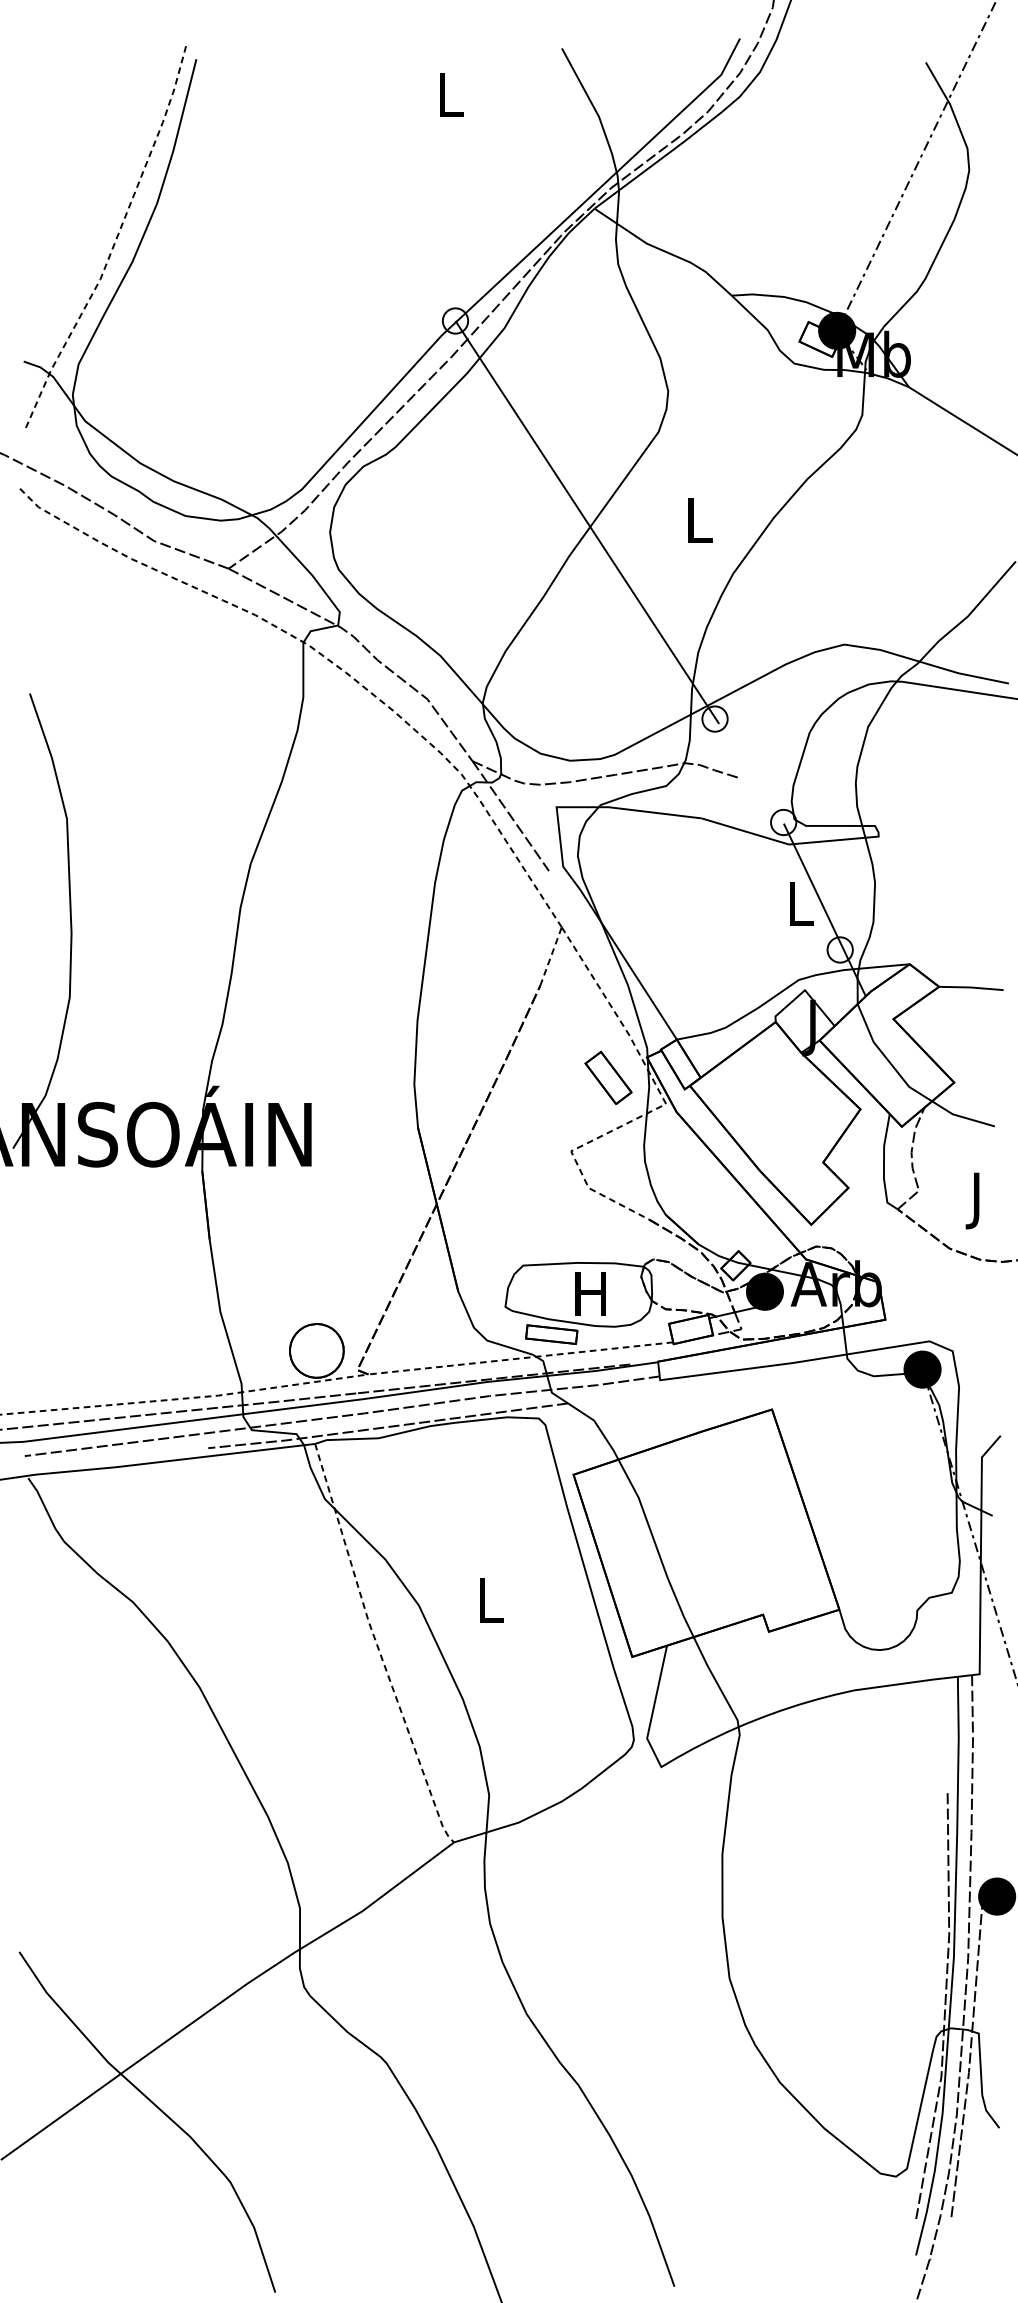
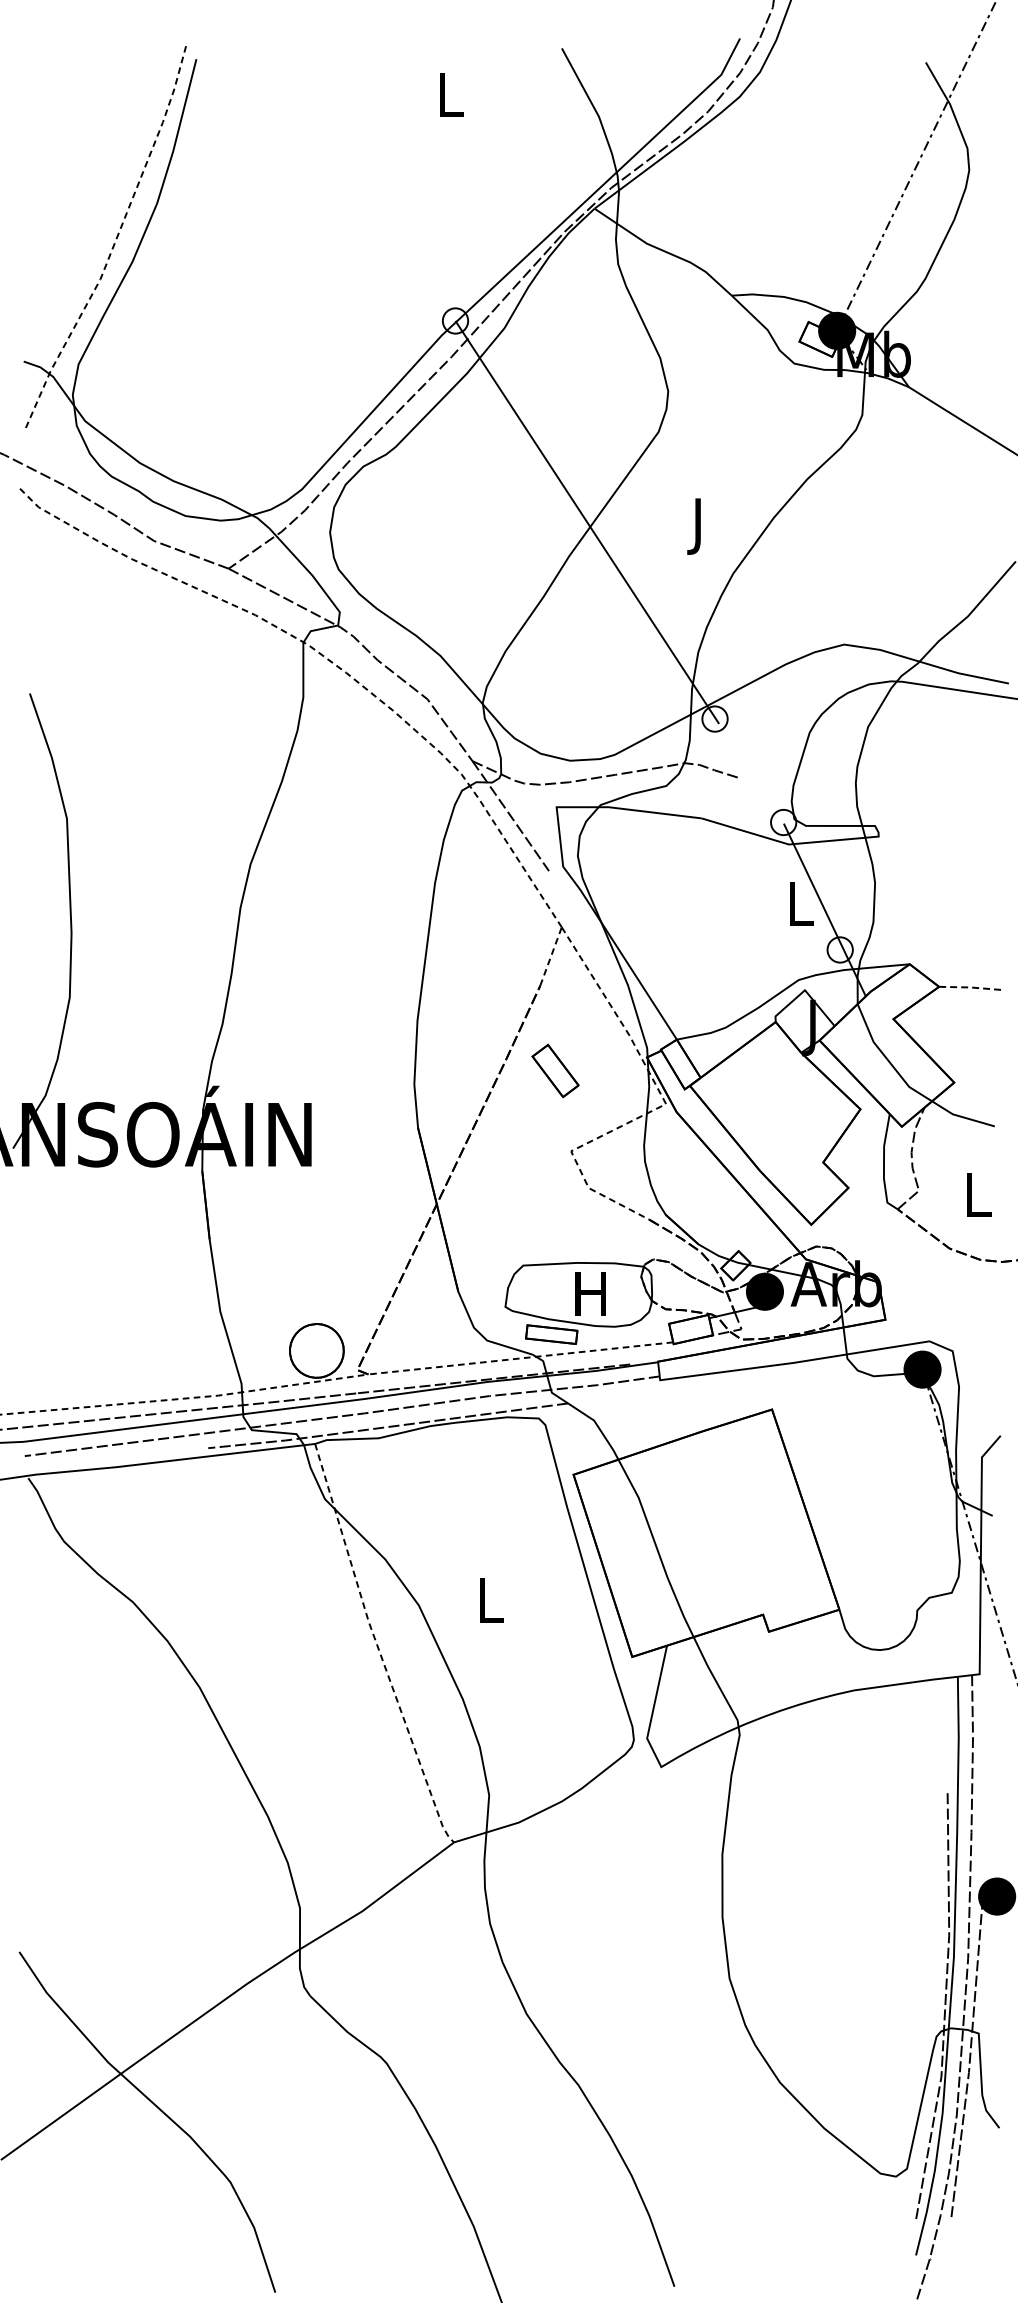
text: L -> J (699, 526)
line: solid -> dashed (971, 987)
part position: (608, 1077) -> (555, 1070) (555, 1070)
text: J -> L (978, 1200)
